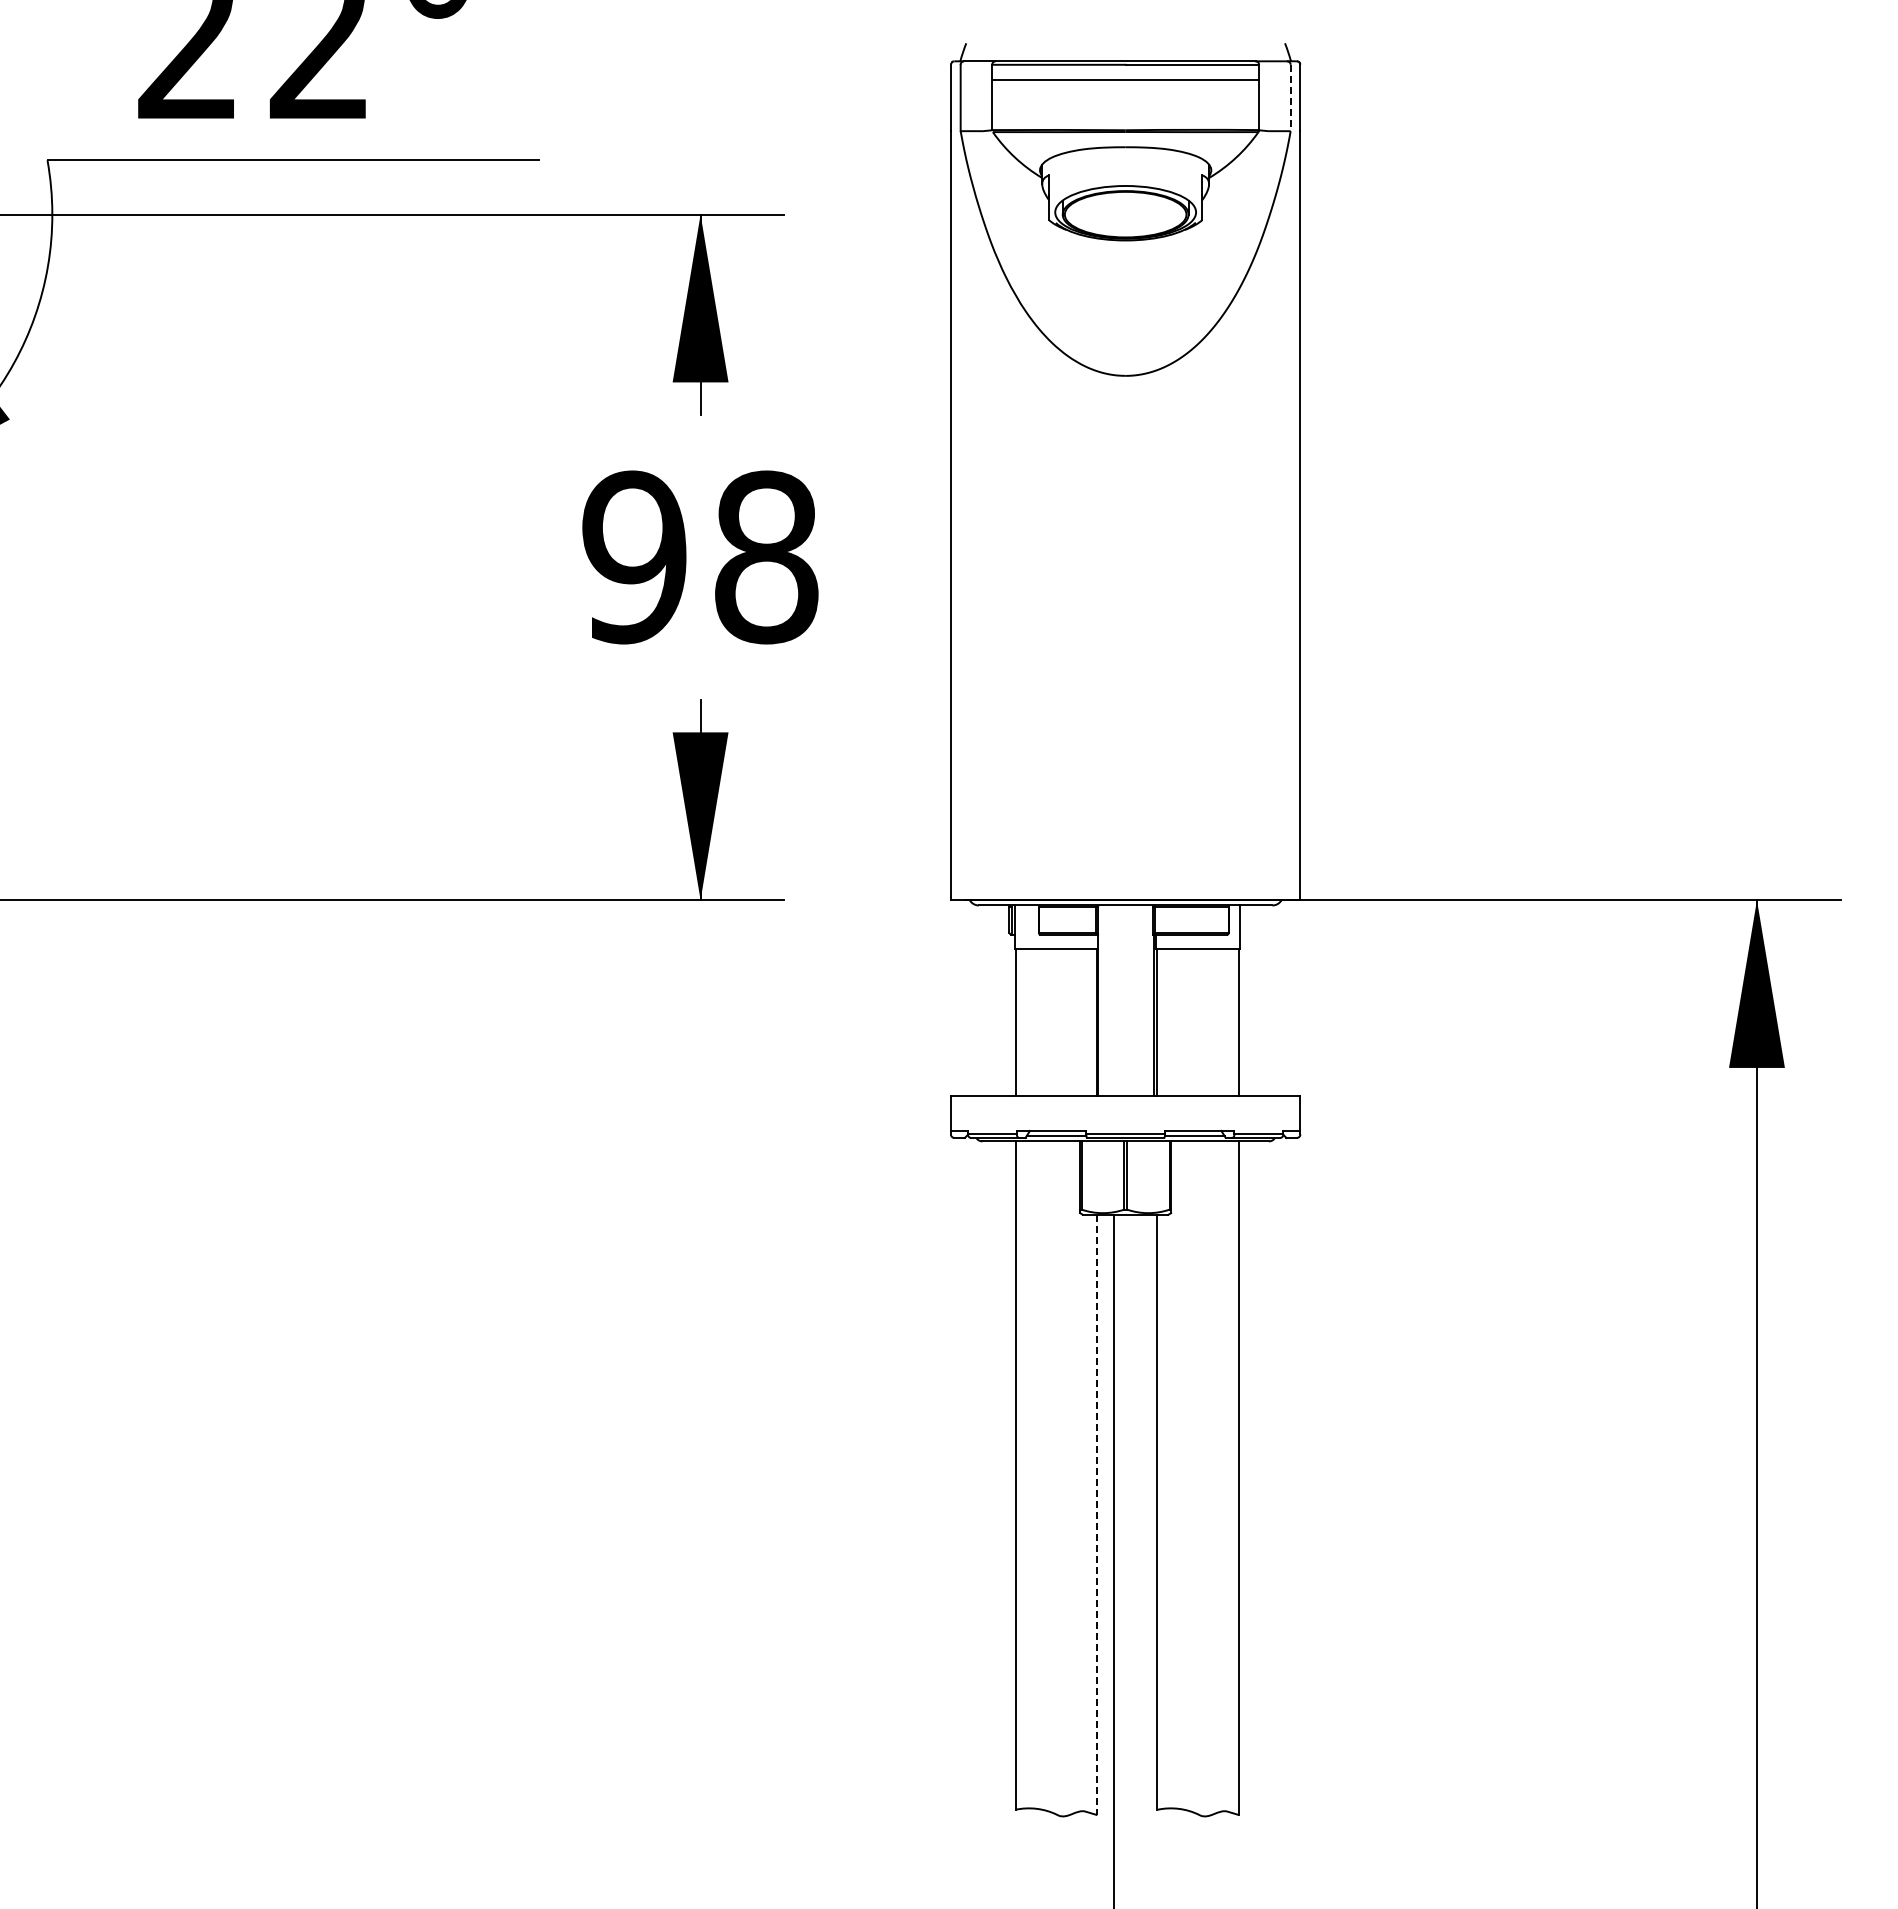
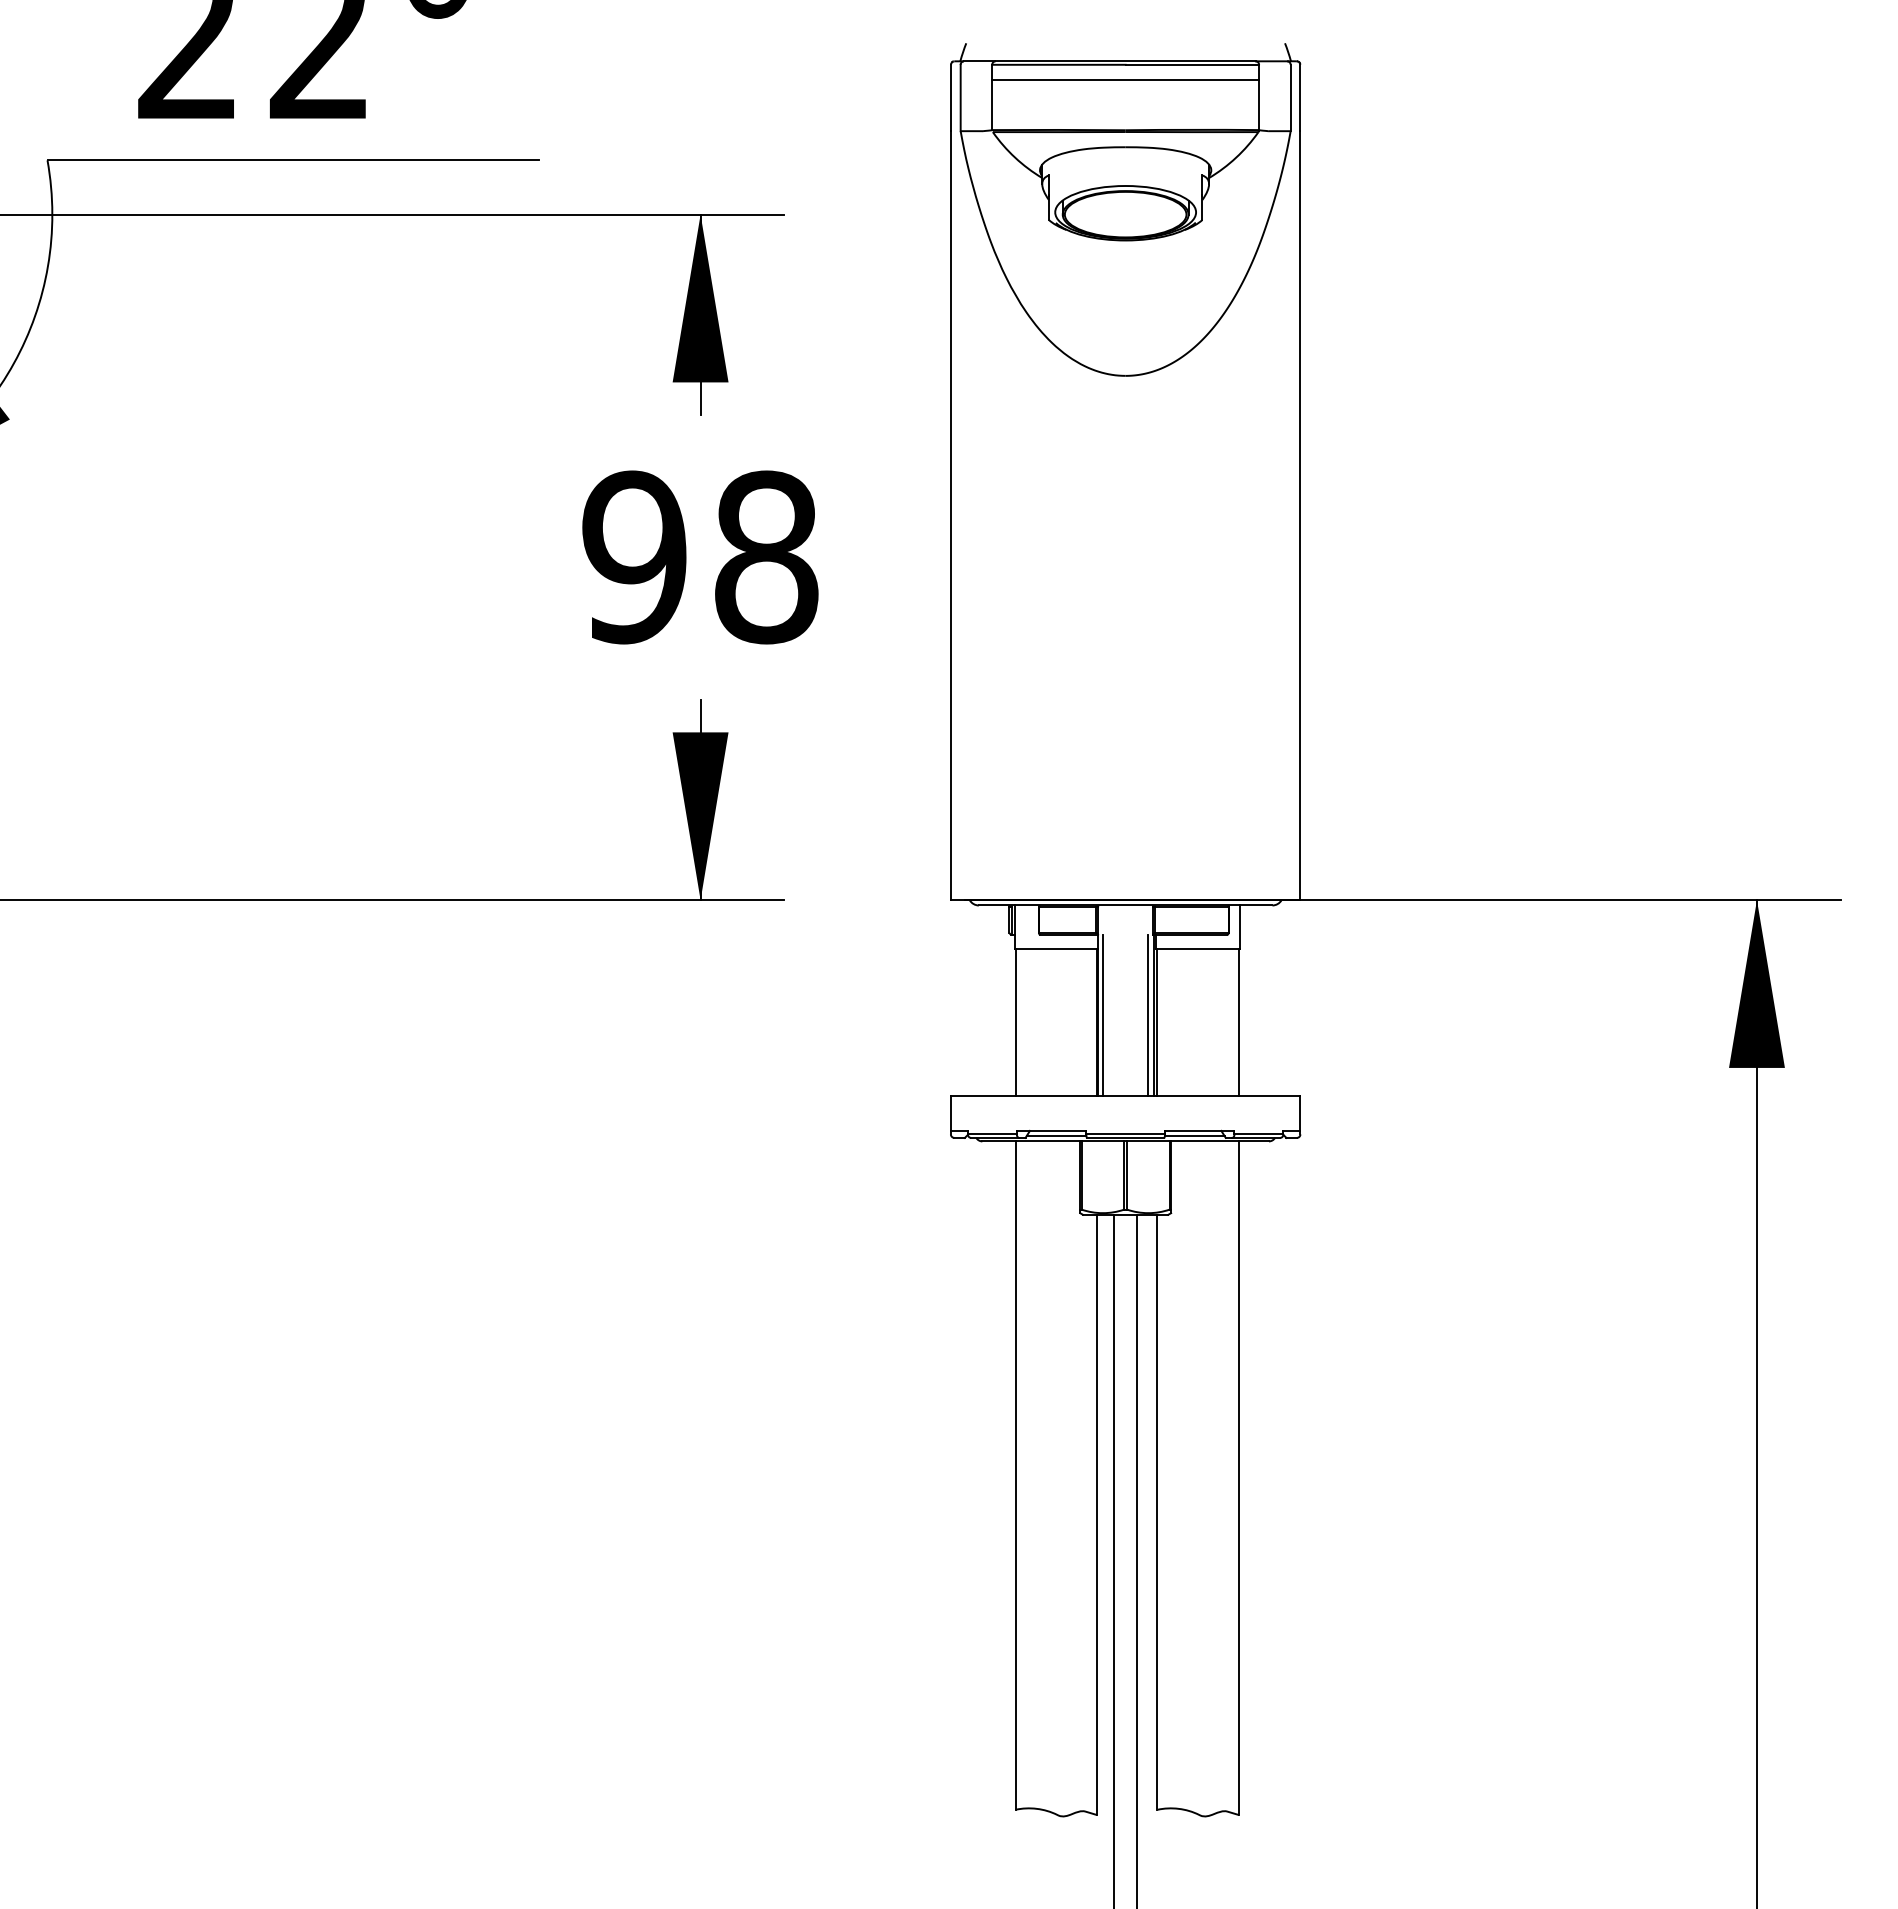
line: dashed -> solid (1290, 98)
line: none -> present (1103, 1015)
line: none -> present (1148, 1015)
line: dashed -> solid (1097, 1515)
line: none -> present (1136, 1559)
